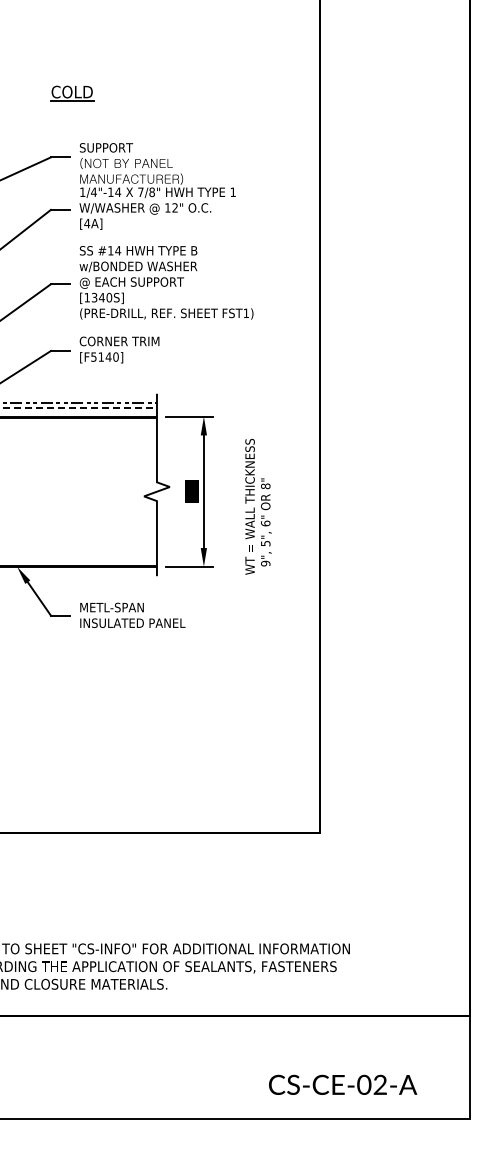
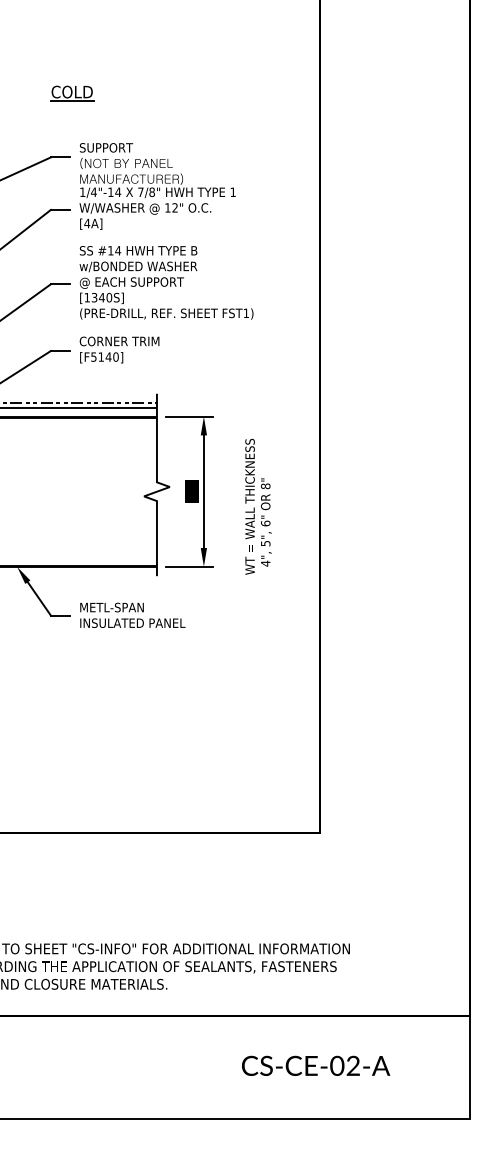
line: dashed -> solid (79, 407)
text: 9", -> 4", (265, 563)
text position: (343, 1084) -> (316, 1065) (316, 1065)
